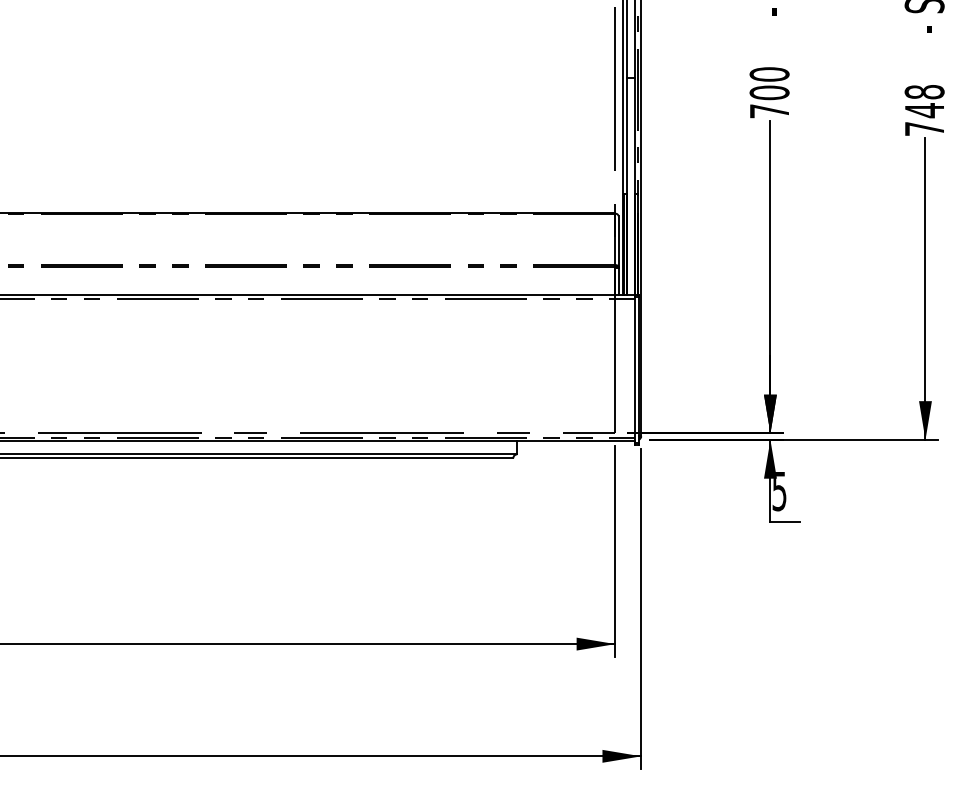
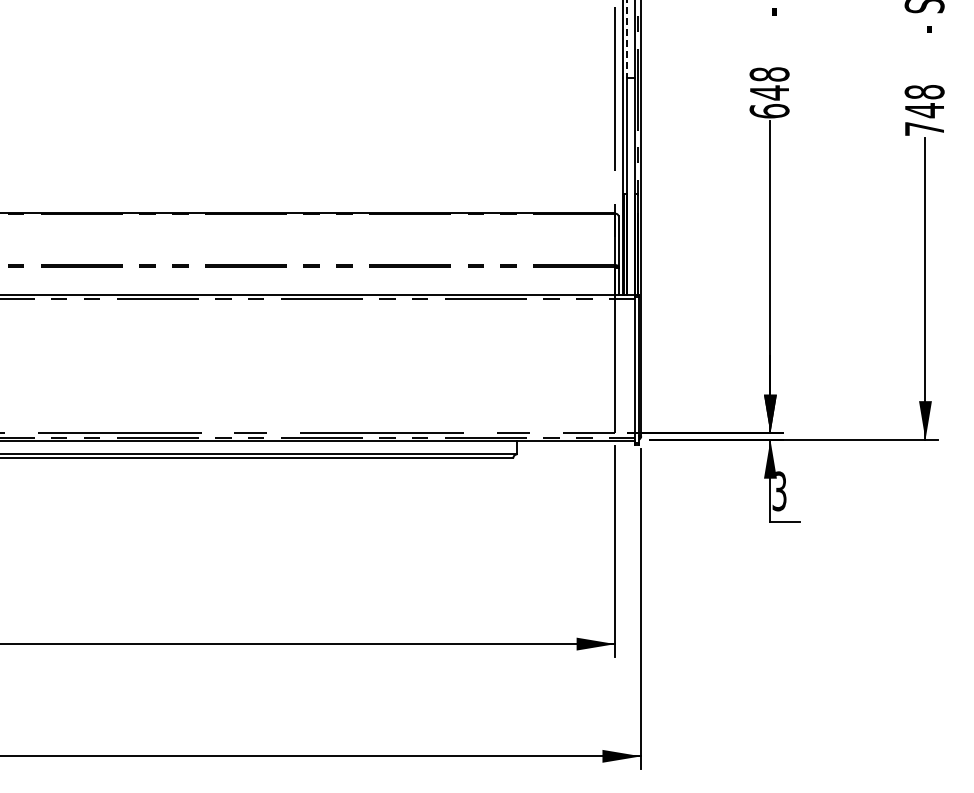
line: solid -> dashed (627, 39)
text: 700 -> 648 (769, 92)
text: 5 -> 3 (779, 490)
